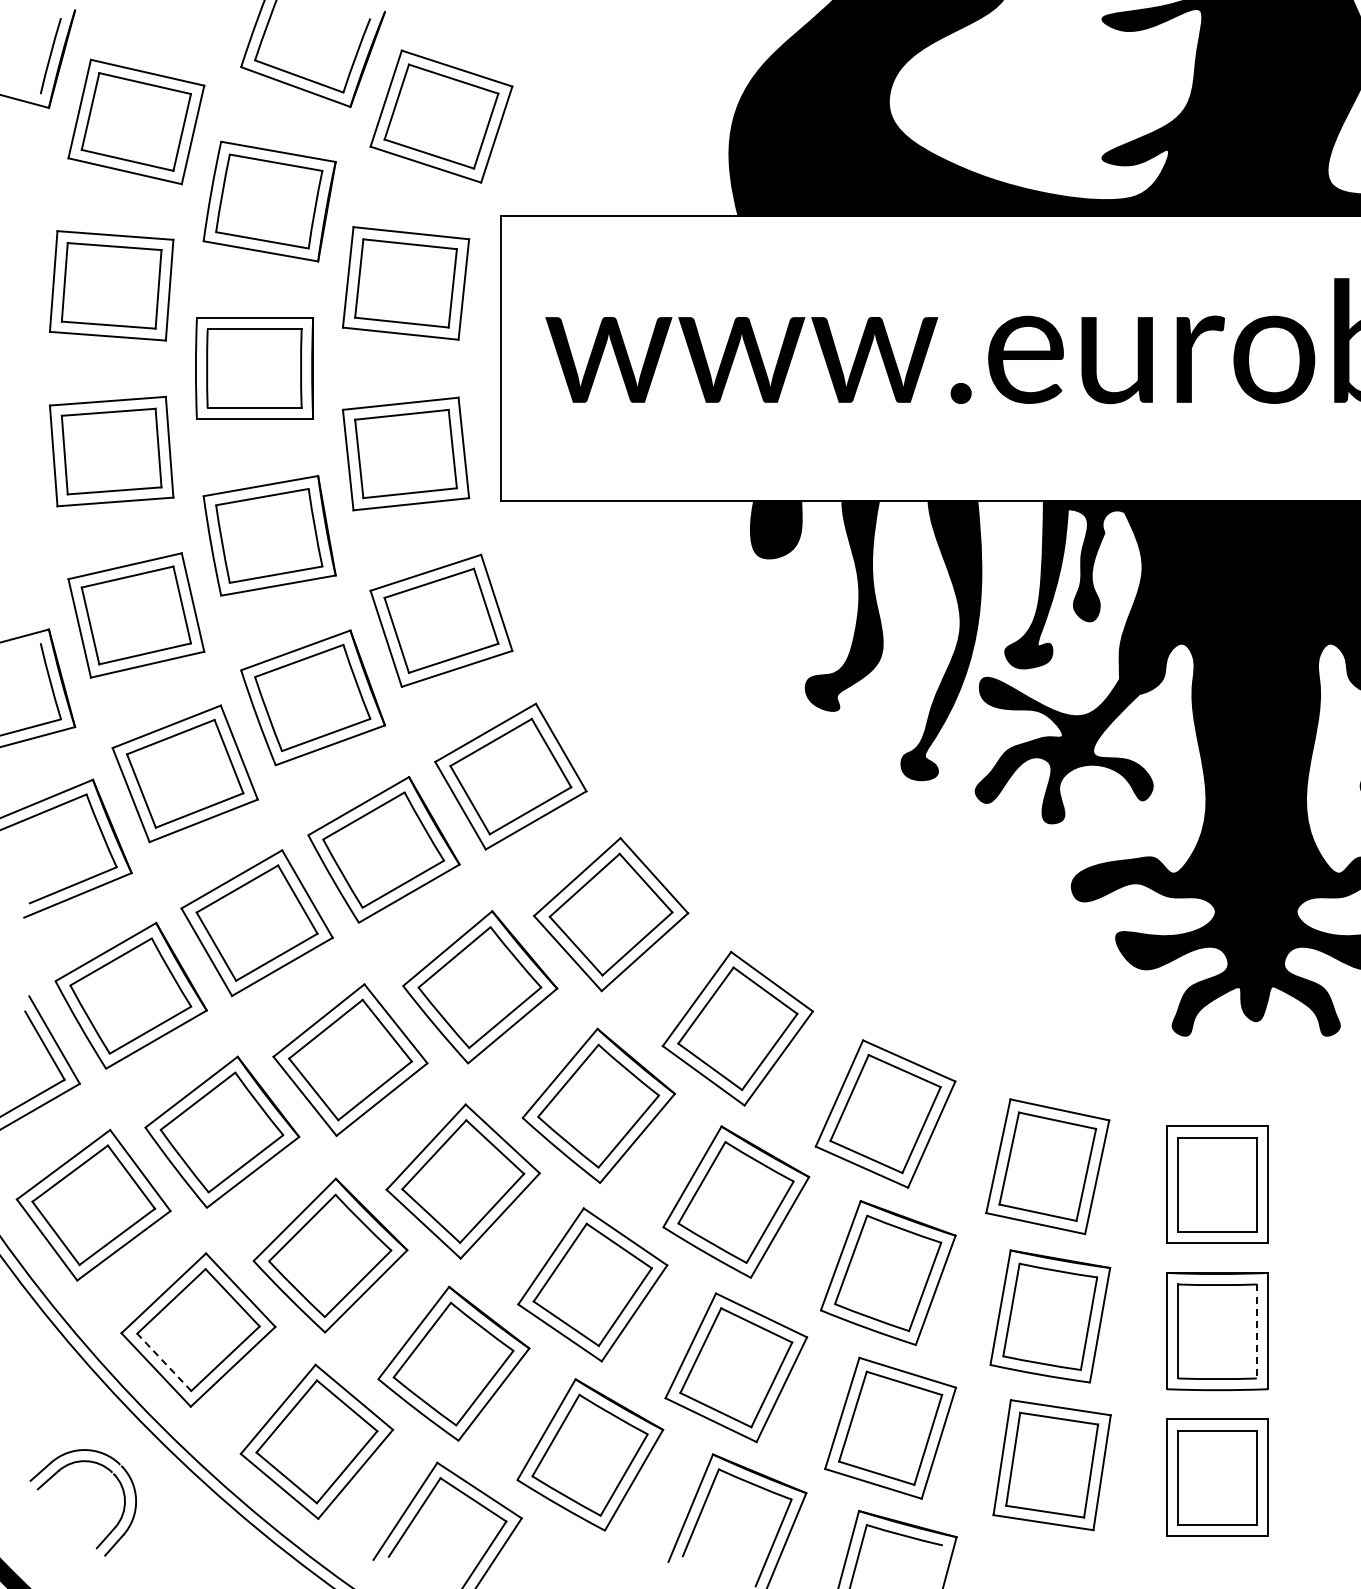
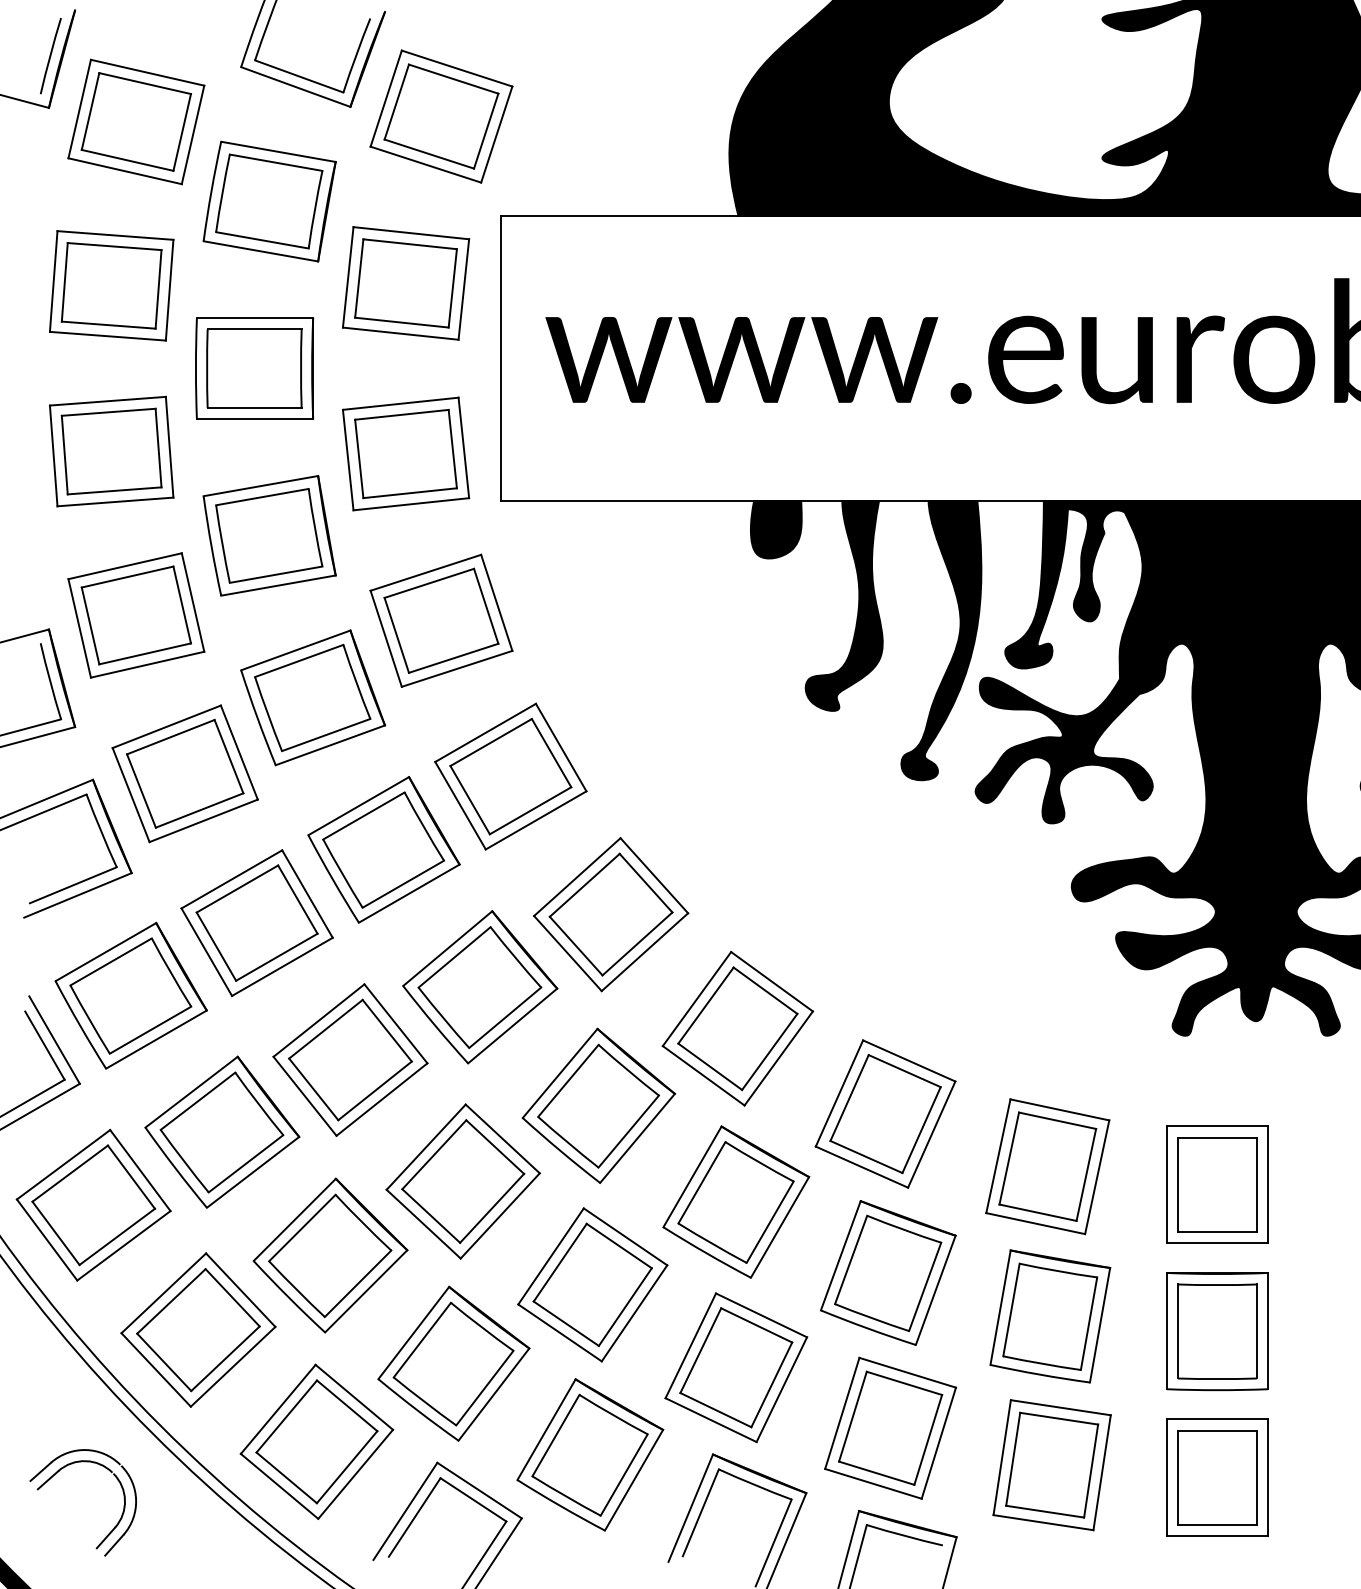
line: dashed -> solid (1256, 1331)
line: dashed -> solid (163, 1361)
